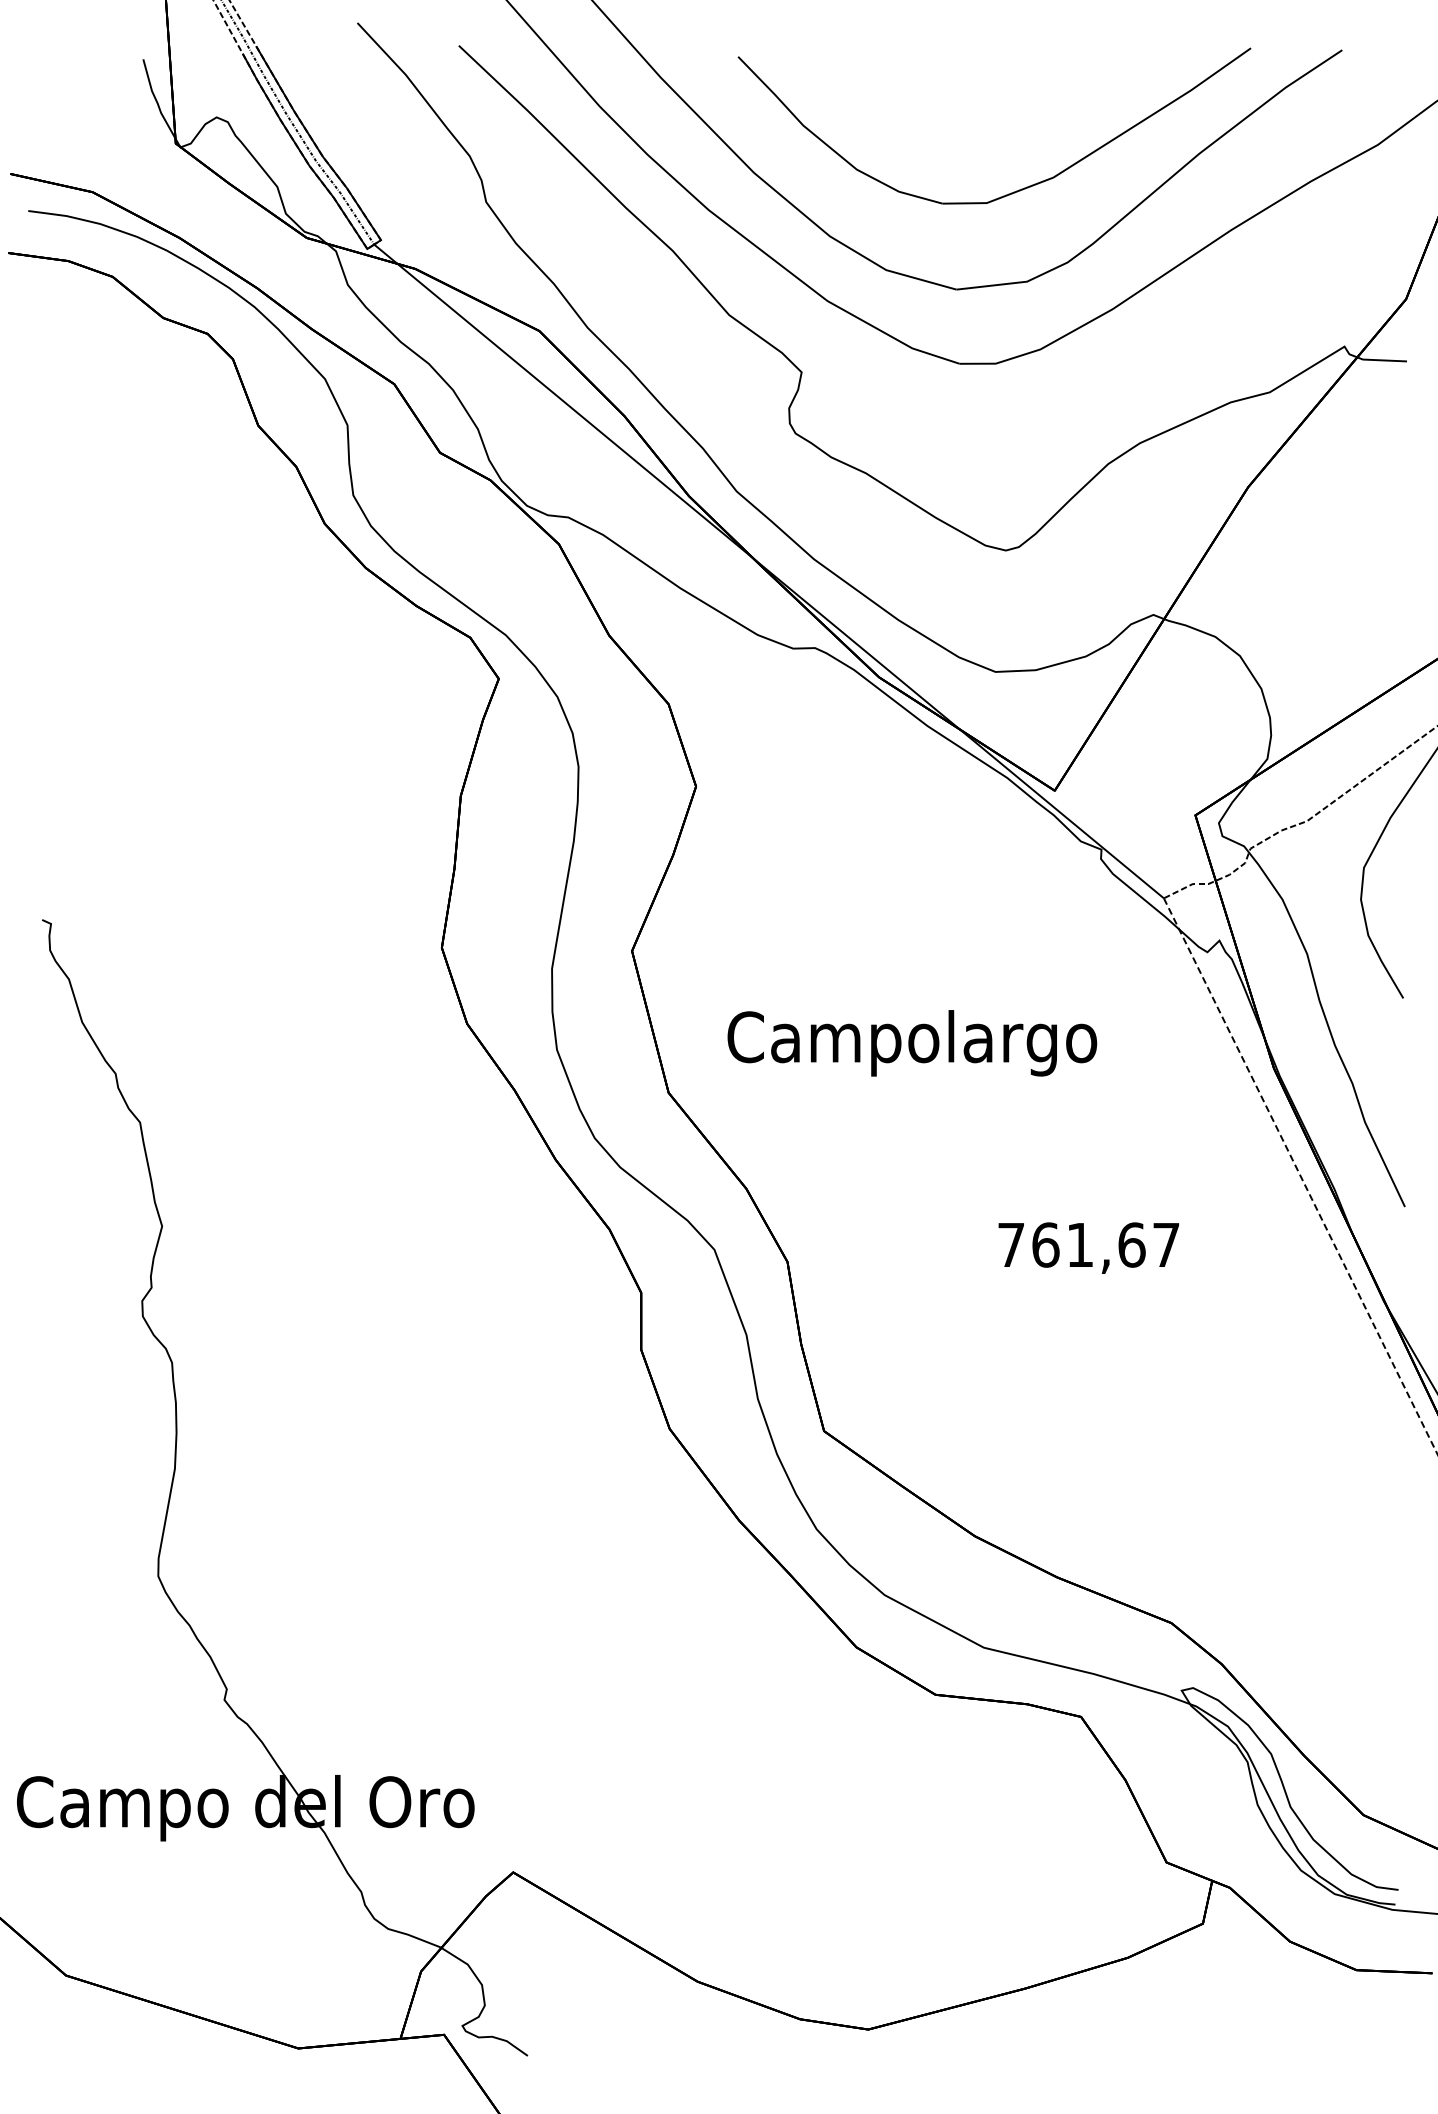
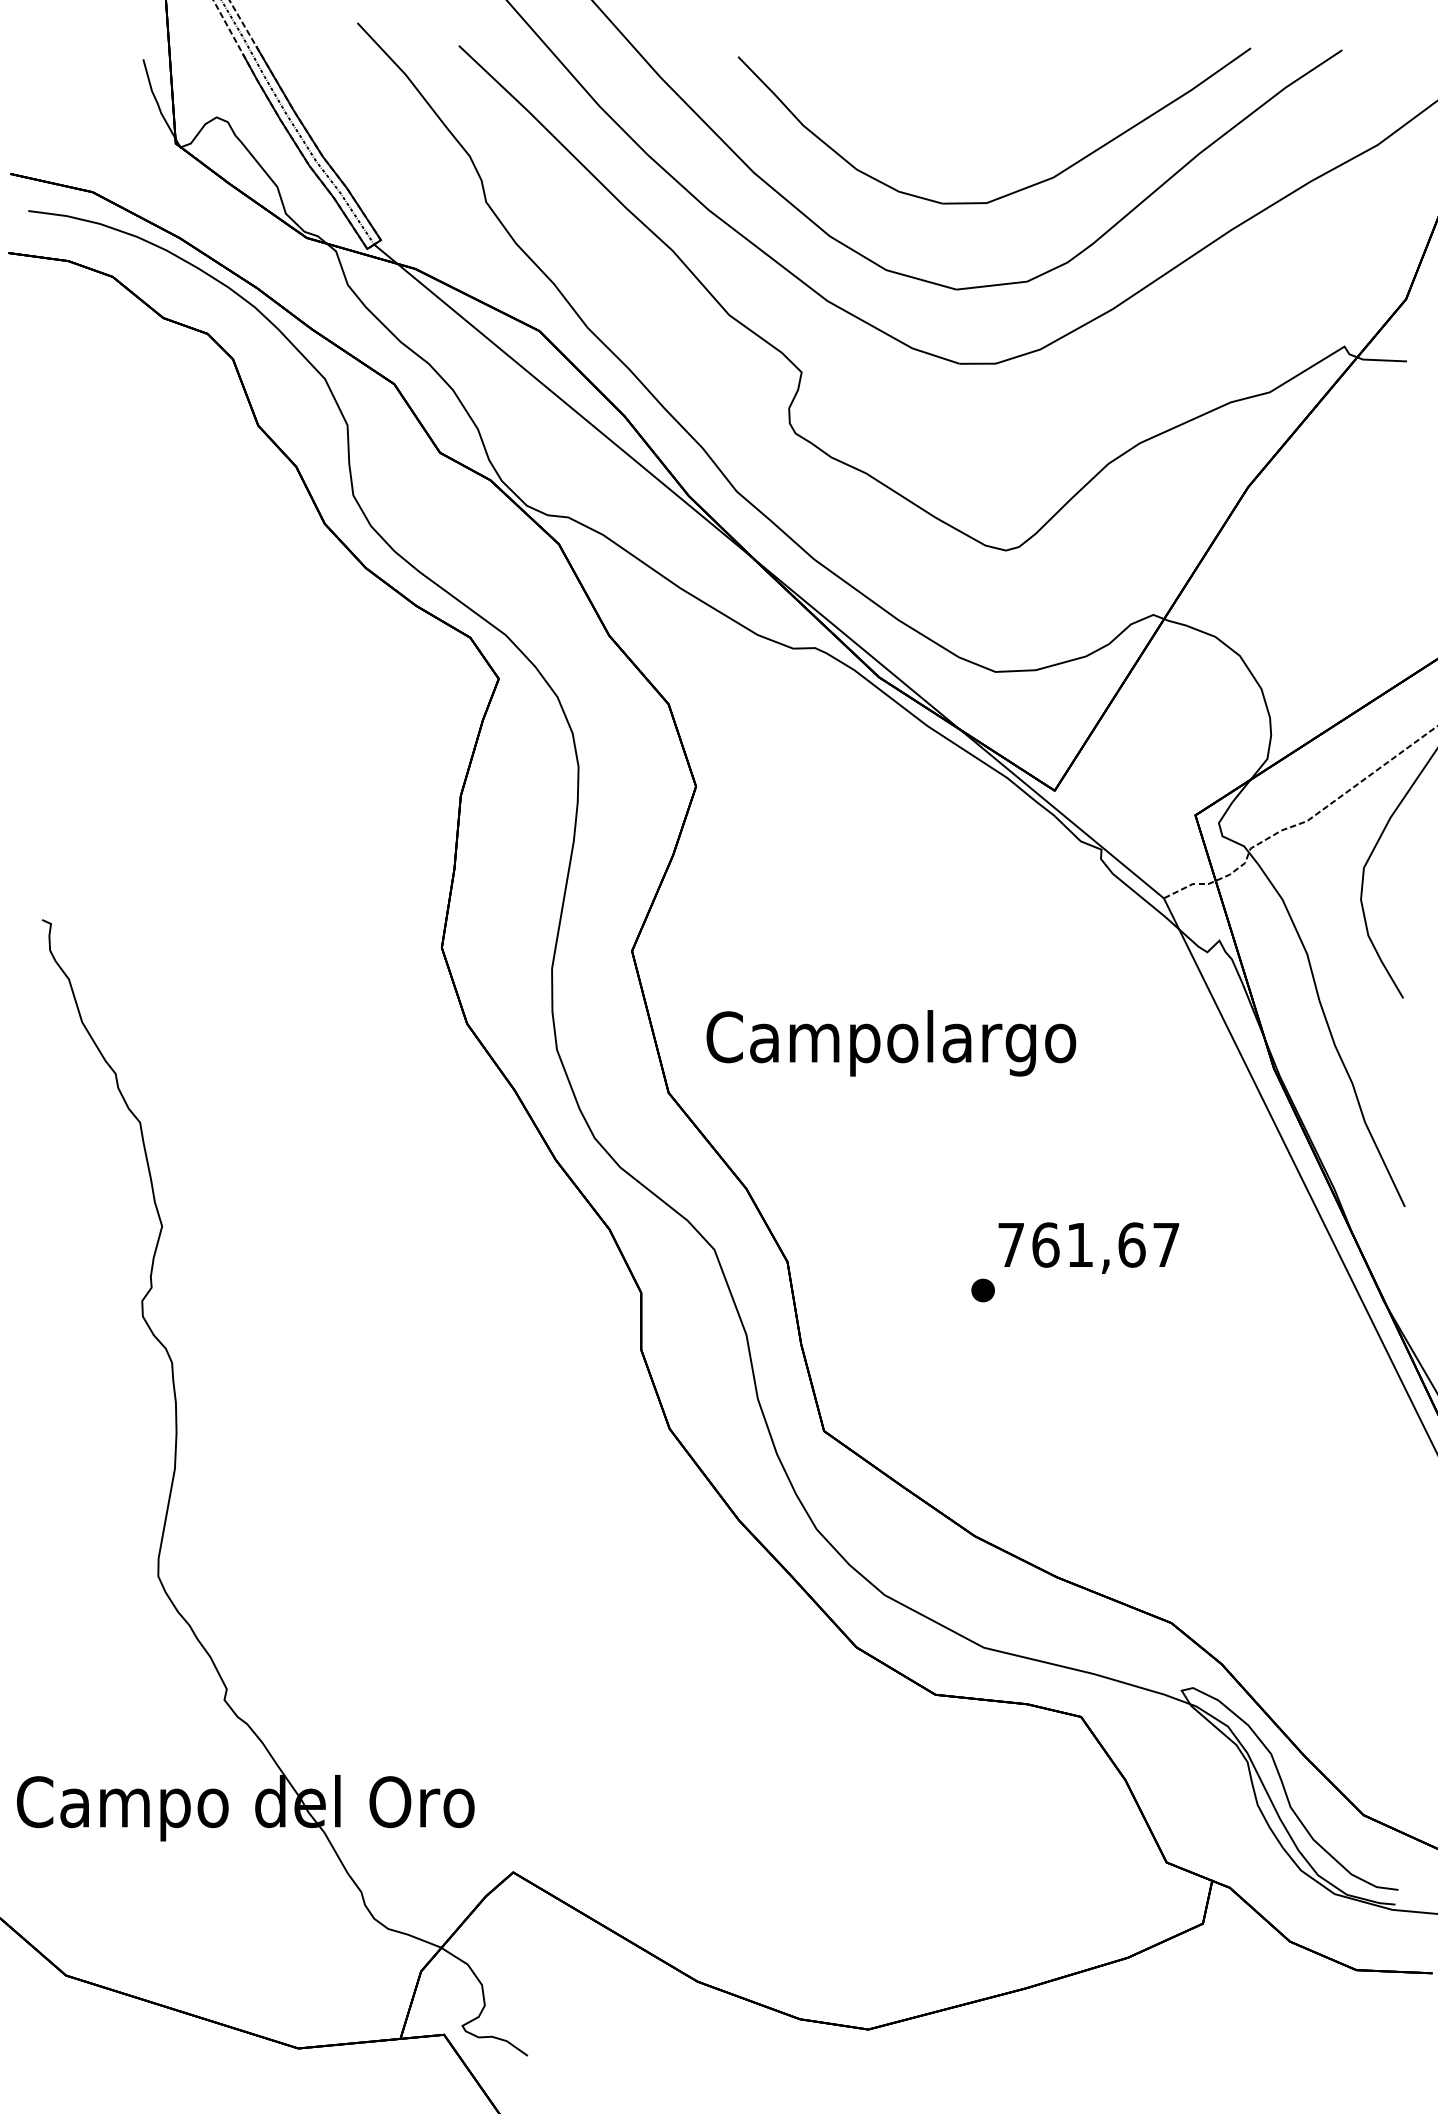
text position: (912, 1043) -> (891, 1043) (891, 1043)
line: dashed -> solid (1301, 1177)
part: none -> present (982, 1290)
